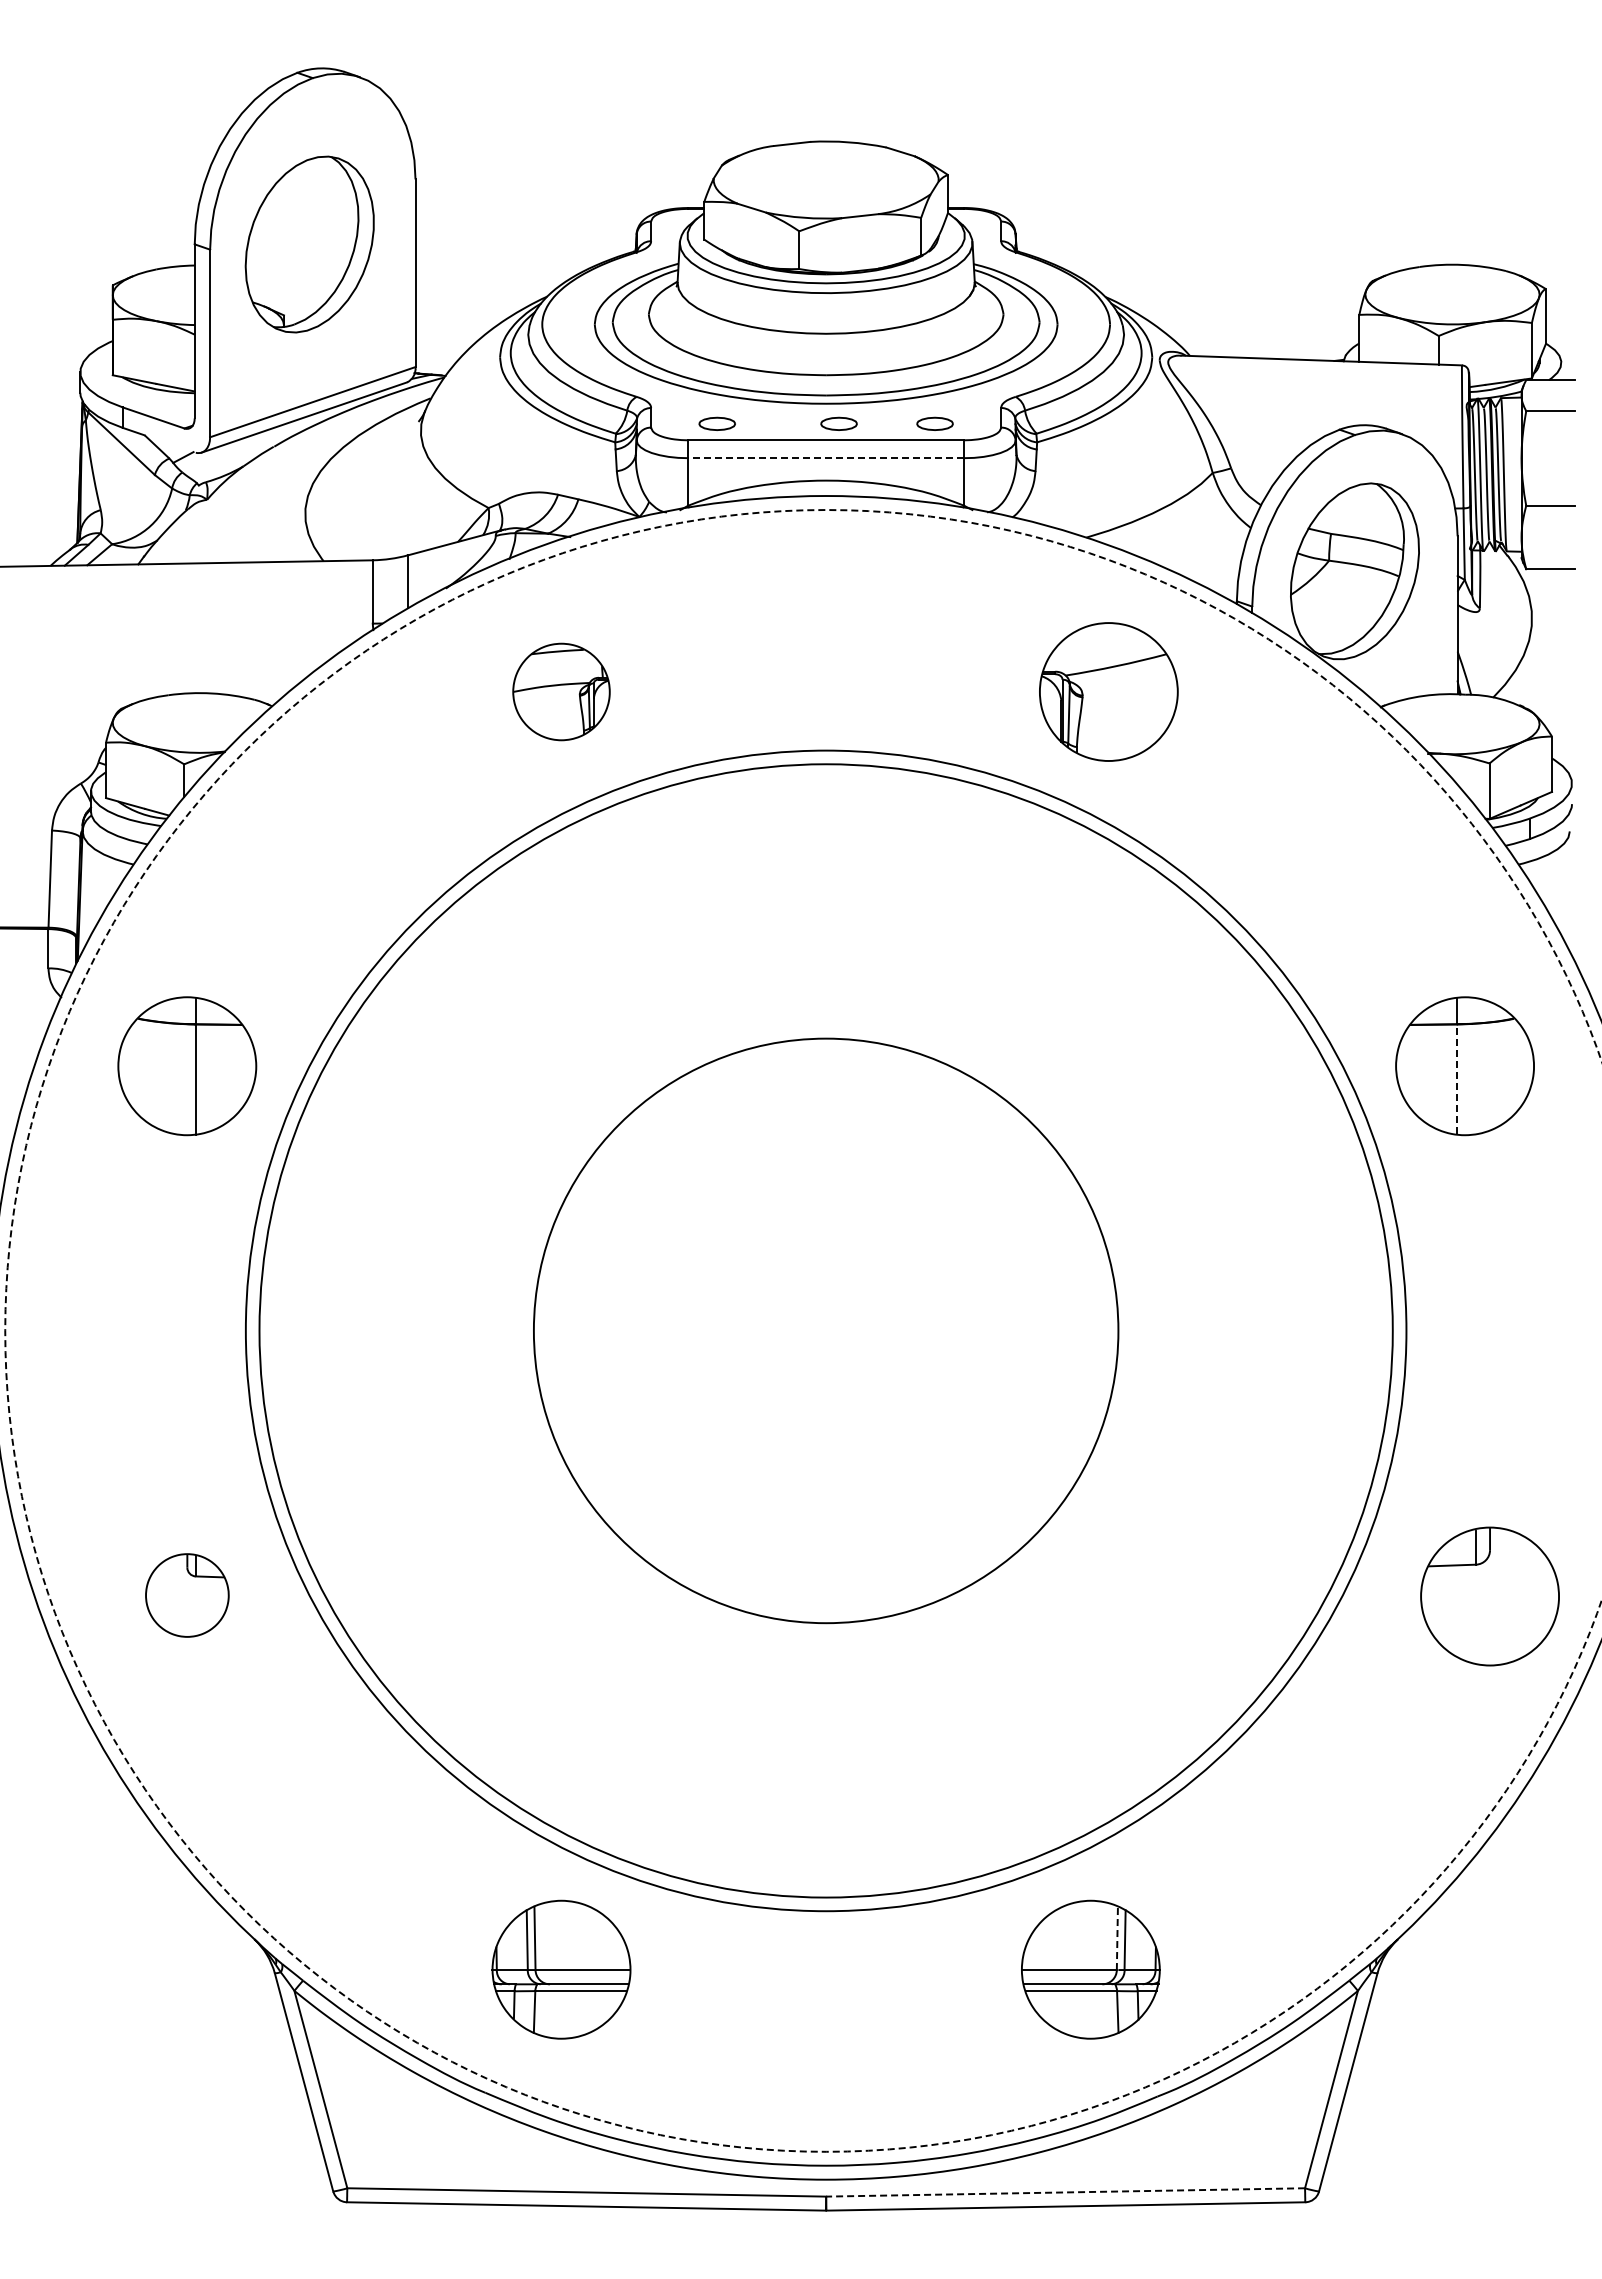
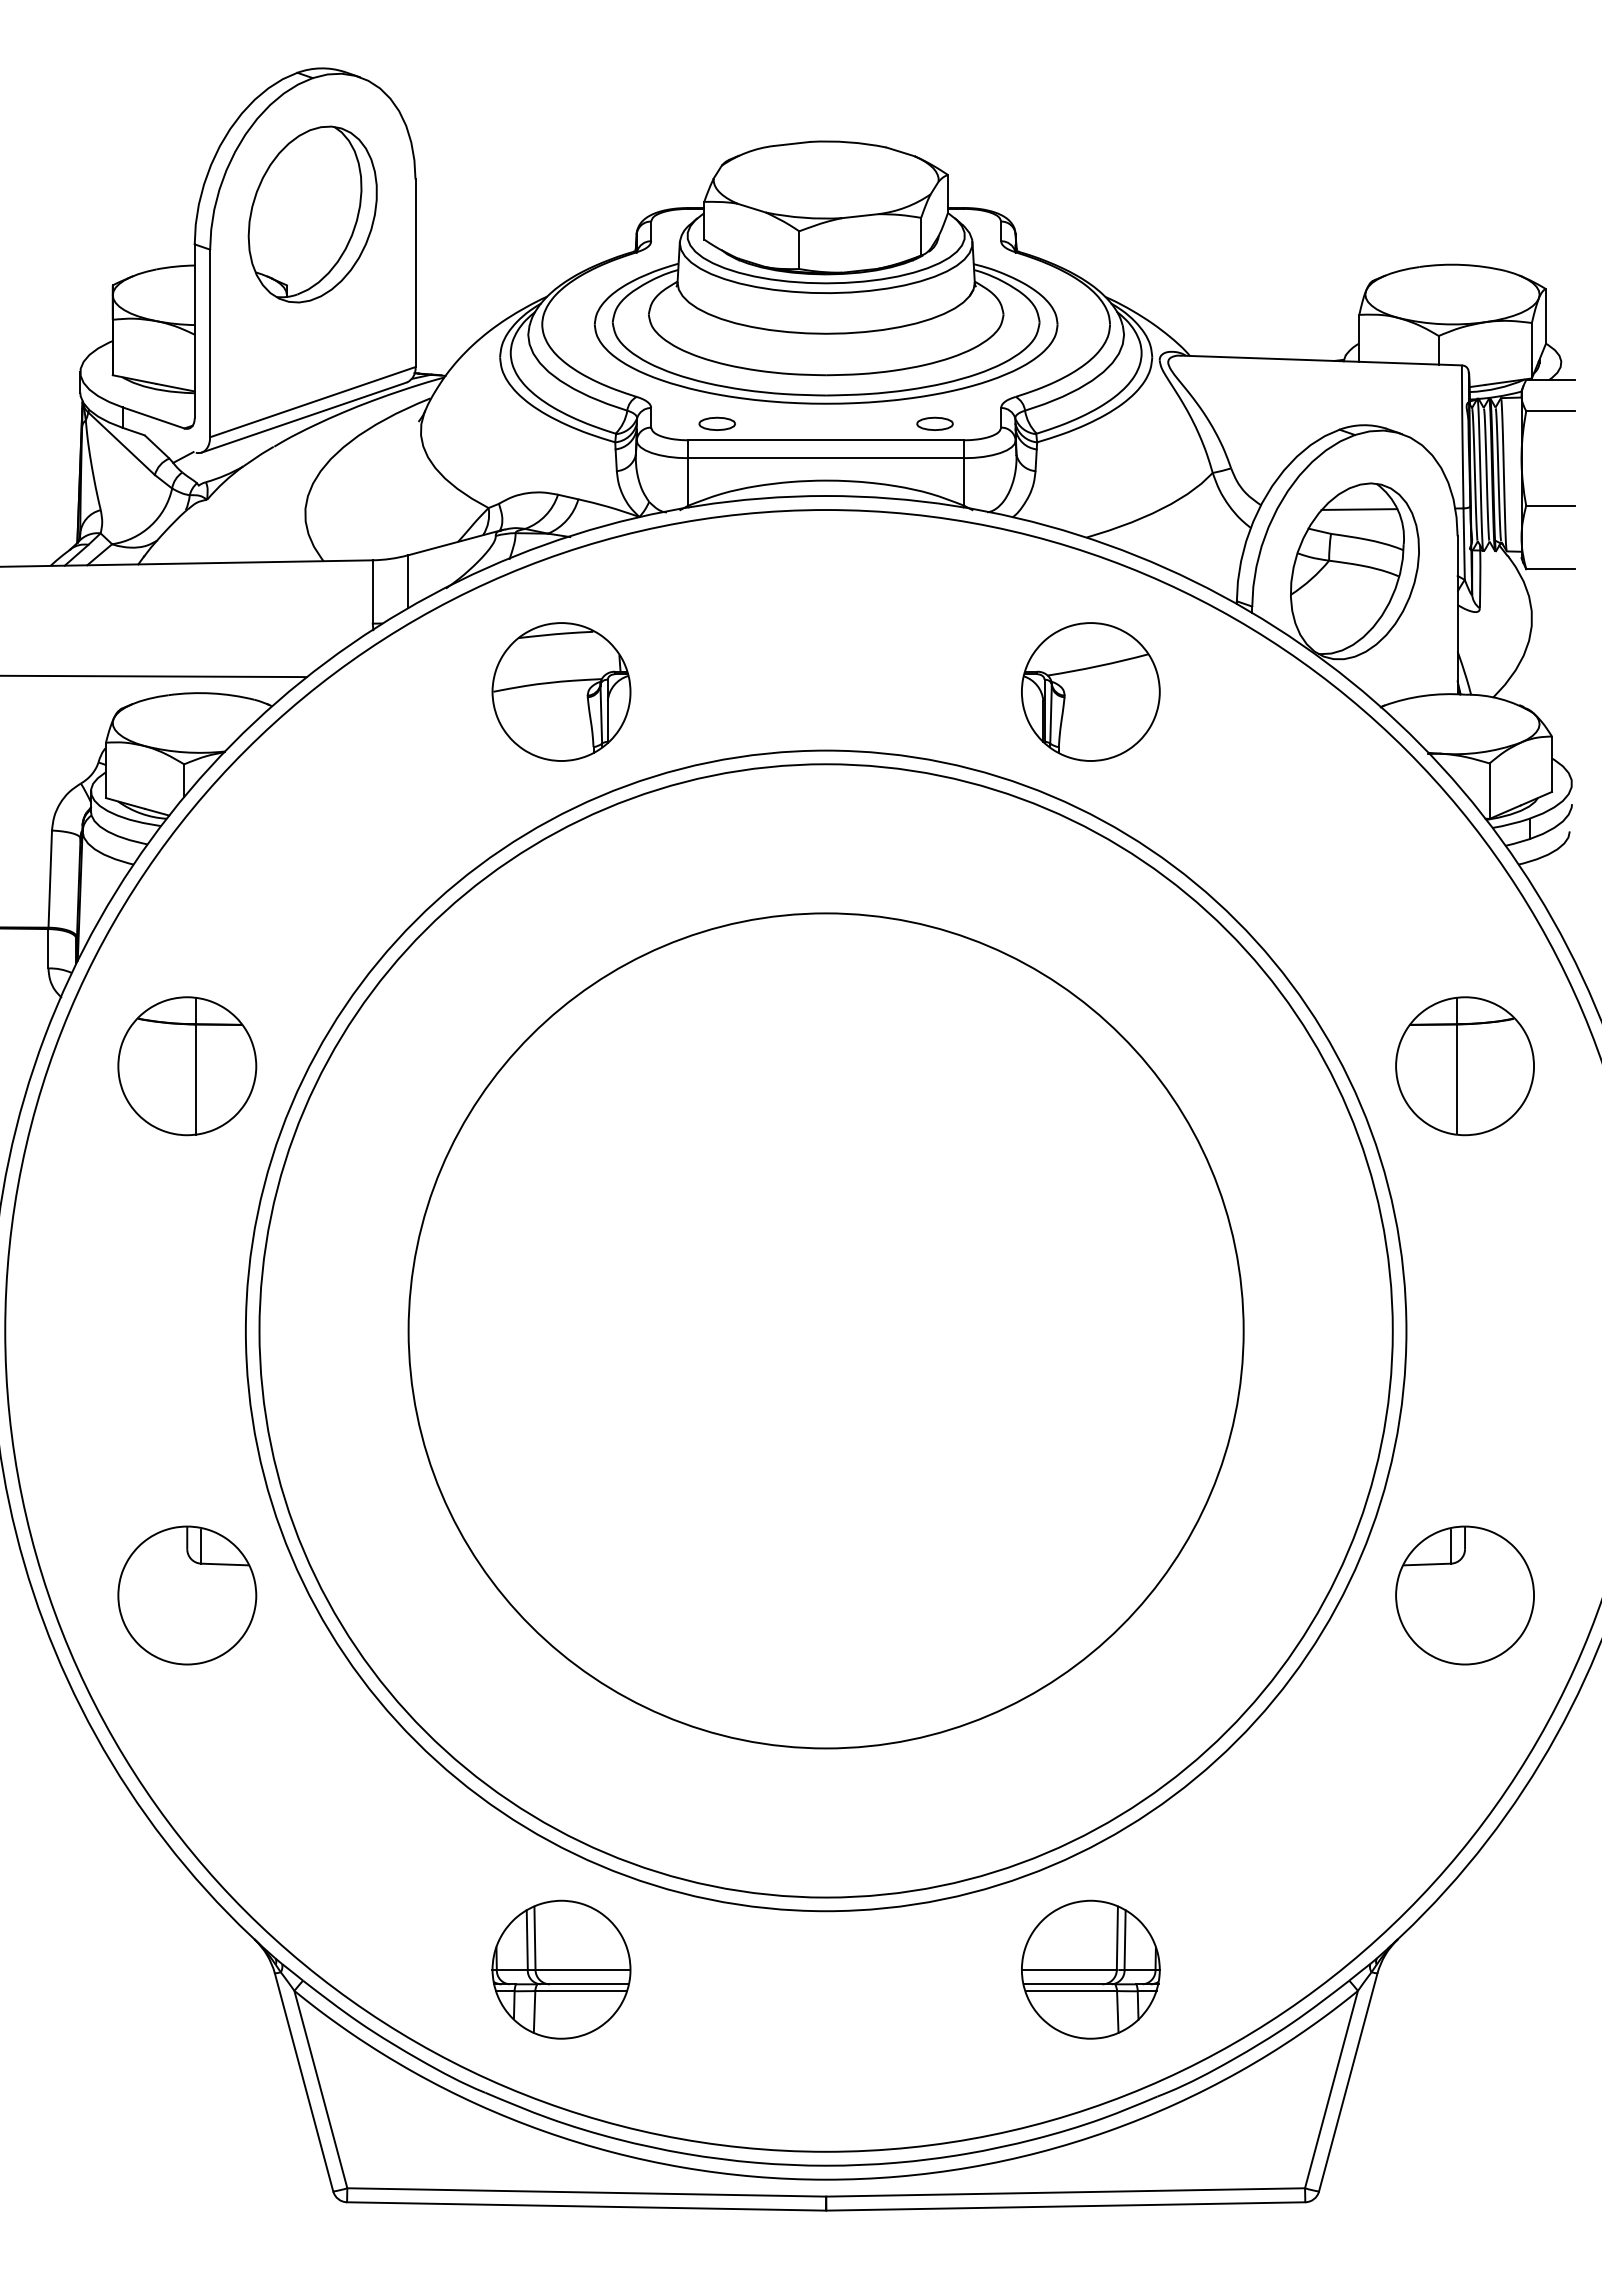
part position: (309, 244) -> (312, 214) (312, 214)
part: present -> none (838, 423)
line: dashed -> solid (826, 458)
line: none -> present (1359, 509)
line: none -> present (154, 676)
part size: 99x100 px -> 141x140 px (561, 691)
part position: (1108, 691) -> (1090, 691) (1090, 691)
line: dashed -> solid (1456, 1079)
circle: dashed -> solid (803, 1330)
circle diameter: 585 px -> 835 px (825, 1330)
part size: 85x85 px -> 141x141 px (187, 1595)
part position: (1489, 1596) -> (1464, 1595) (1464, 1595)
line: dashed -> solid (1117, 1938)
line: dashed -> solid (1065, 2192)
